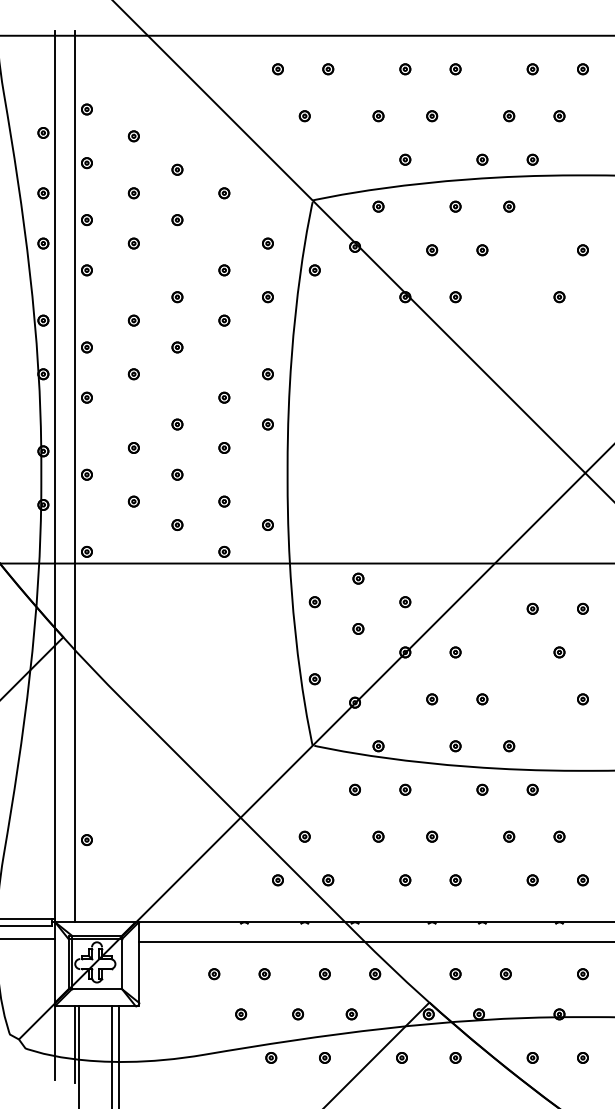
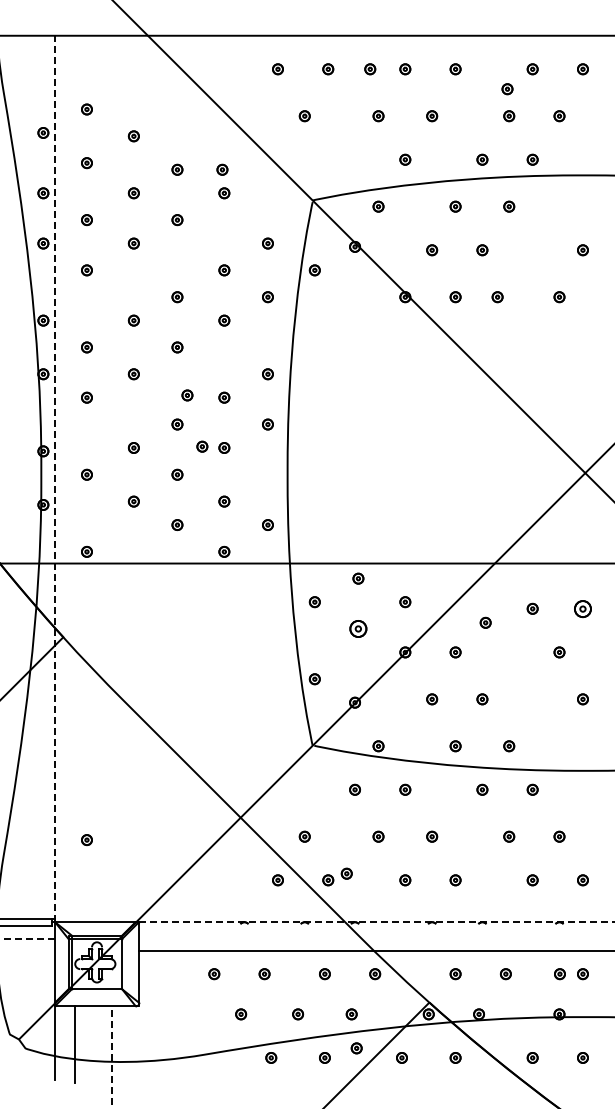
part: none -> present (370, 69)
part: none -> present (507, 89)
part: none -> present (222, 169)
part: none -> present (497, 297)
part: none -> present (187, 395)
part: none -> present (202, 446)
line: solid -> dashed (55, 476)
line: present -> none (75, 476)
part size: 12x13 px -> 18x19 px (582, 609)
part: none -> present (485, 622)
part size: 13x12 px -> 19x18 px (358, 628)
part: none -> present (346, 873)
line: solid -> dashed (376, 922)
line: solid -> dashed (27, 938)
line position: (374, 942) -> (374, 951) (374, 951)
part: none -> present (559, 974)
part: none -> present (356, 1048)
line: present -> none (78, 1055)
line: present -> none (118, 1055)
line: solid -> dashed (112, 1056)
